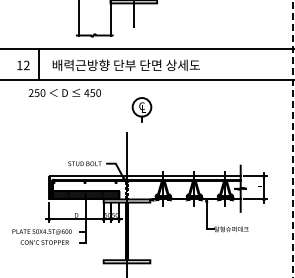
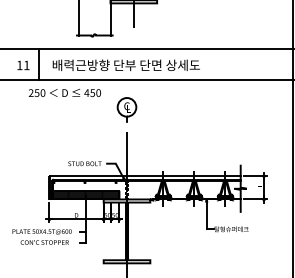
text: 12 -> 11 (26, 64)
part position: (141, 109) -> (126, 109) (126, 109)
line: dashed -> solid (293, 139)
